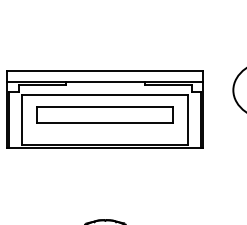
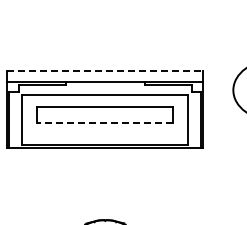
line: solid -> dashed (105, 71)
line: solid -> dashed (105, 123)
